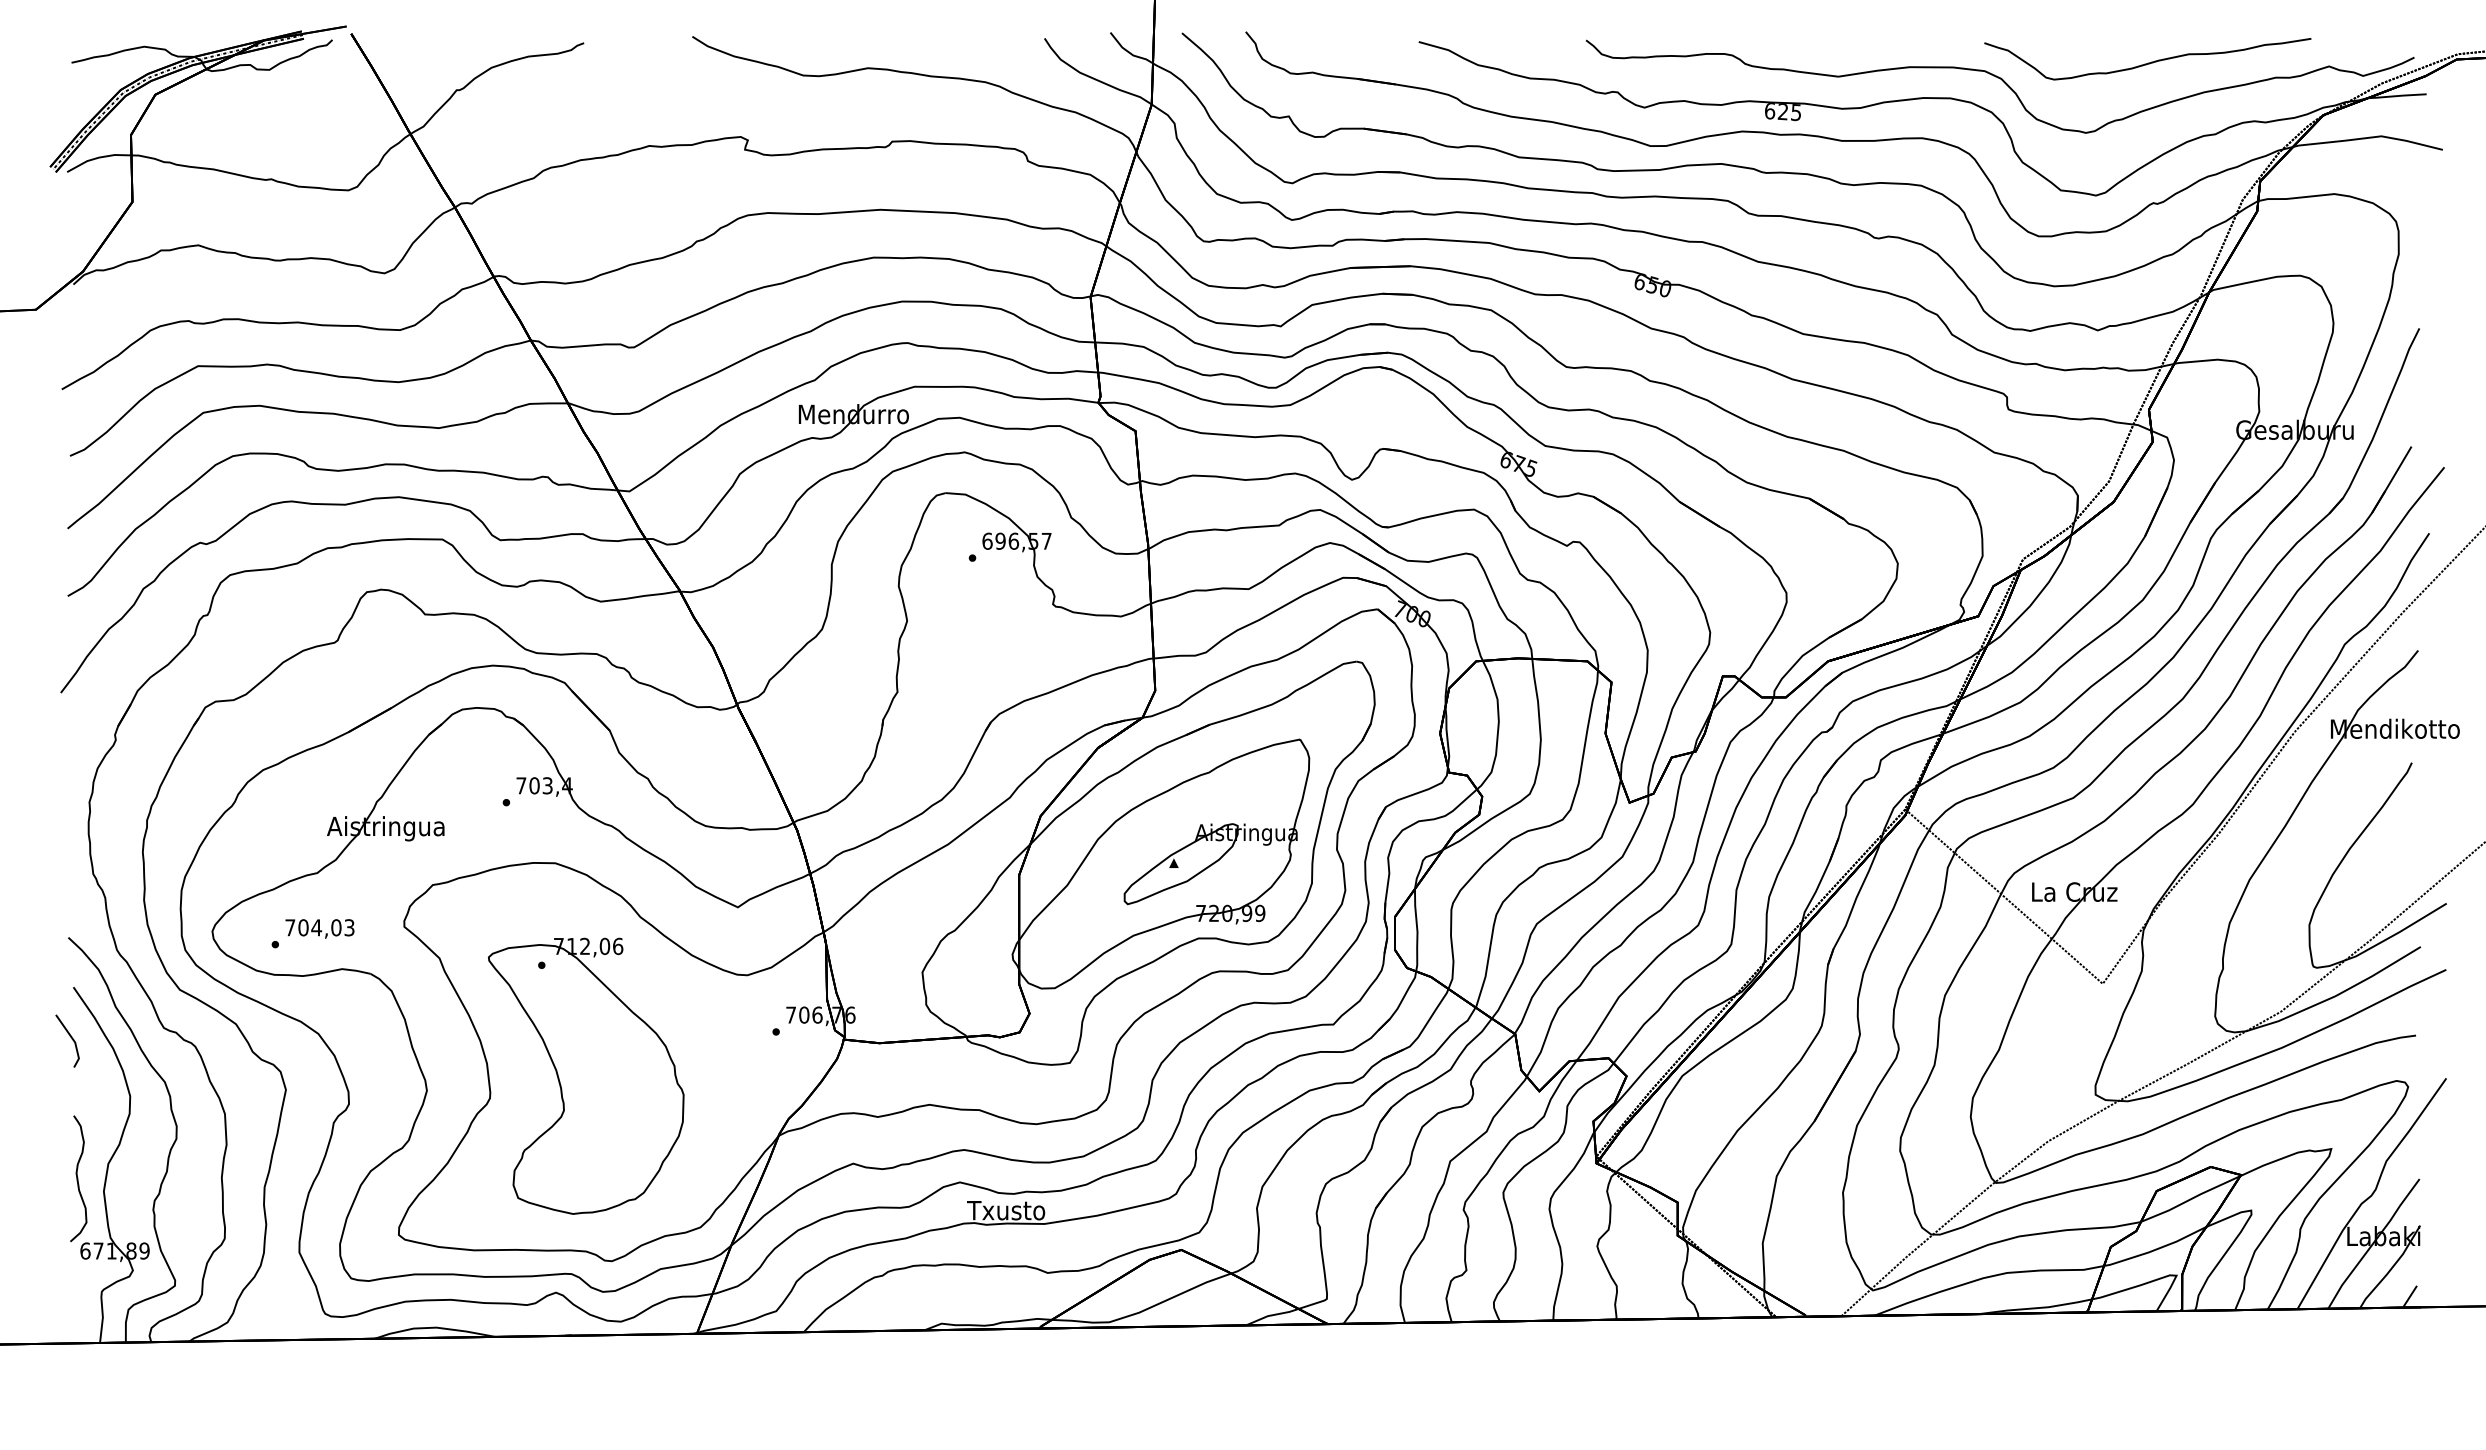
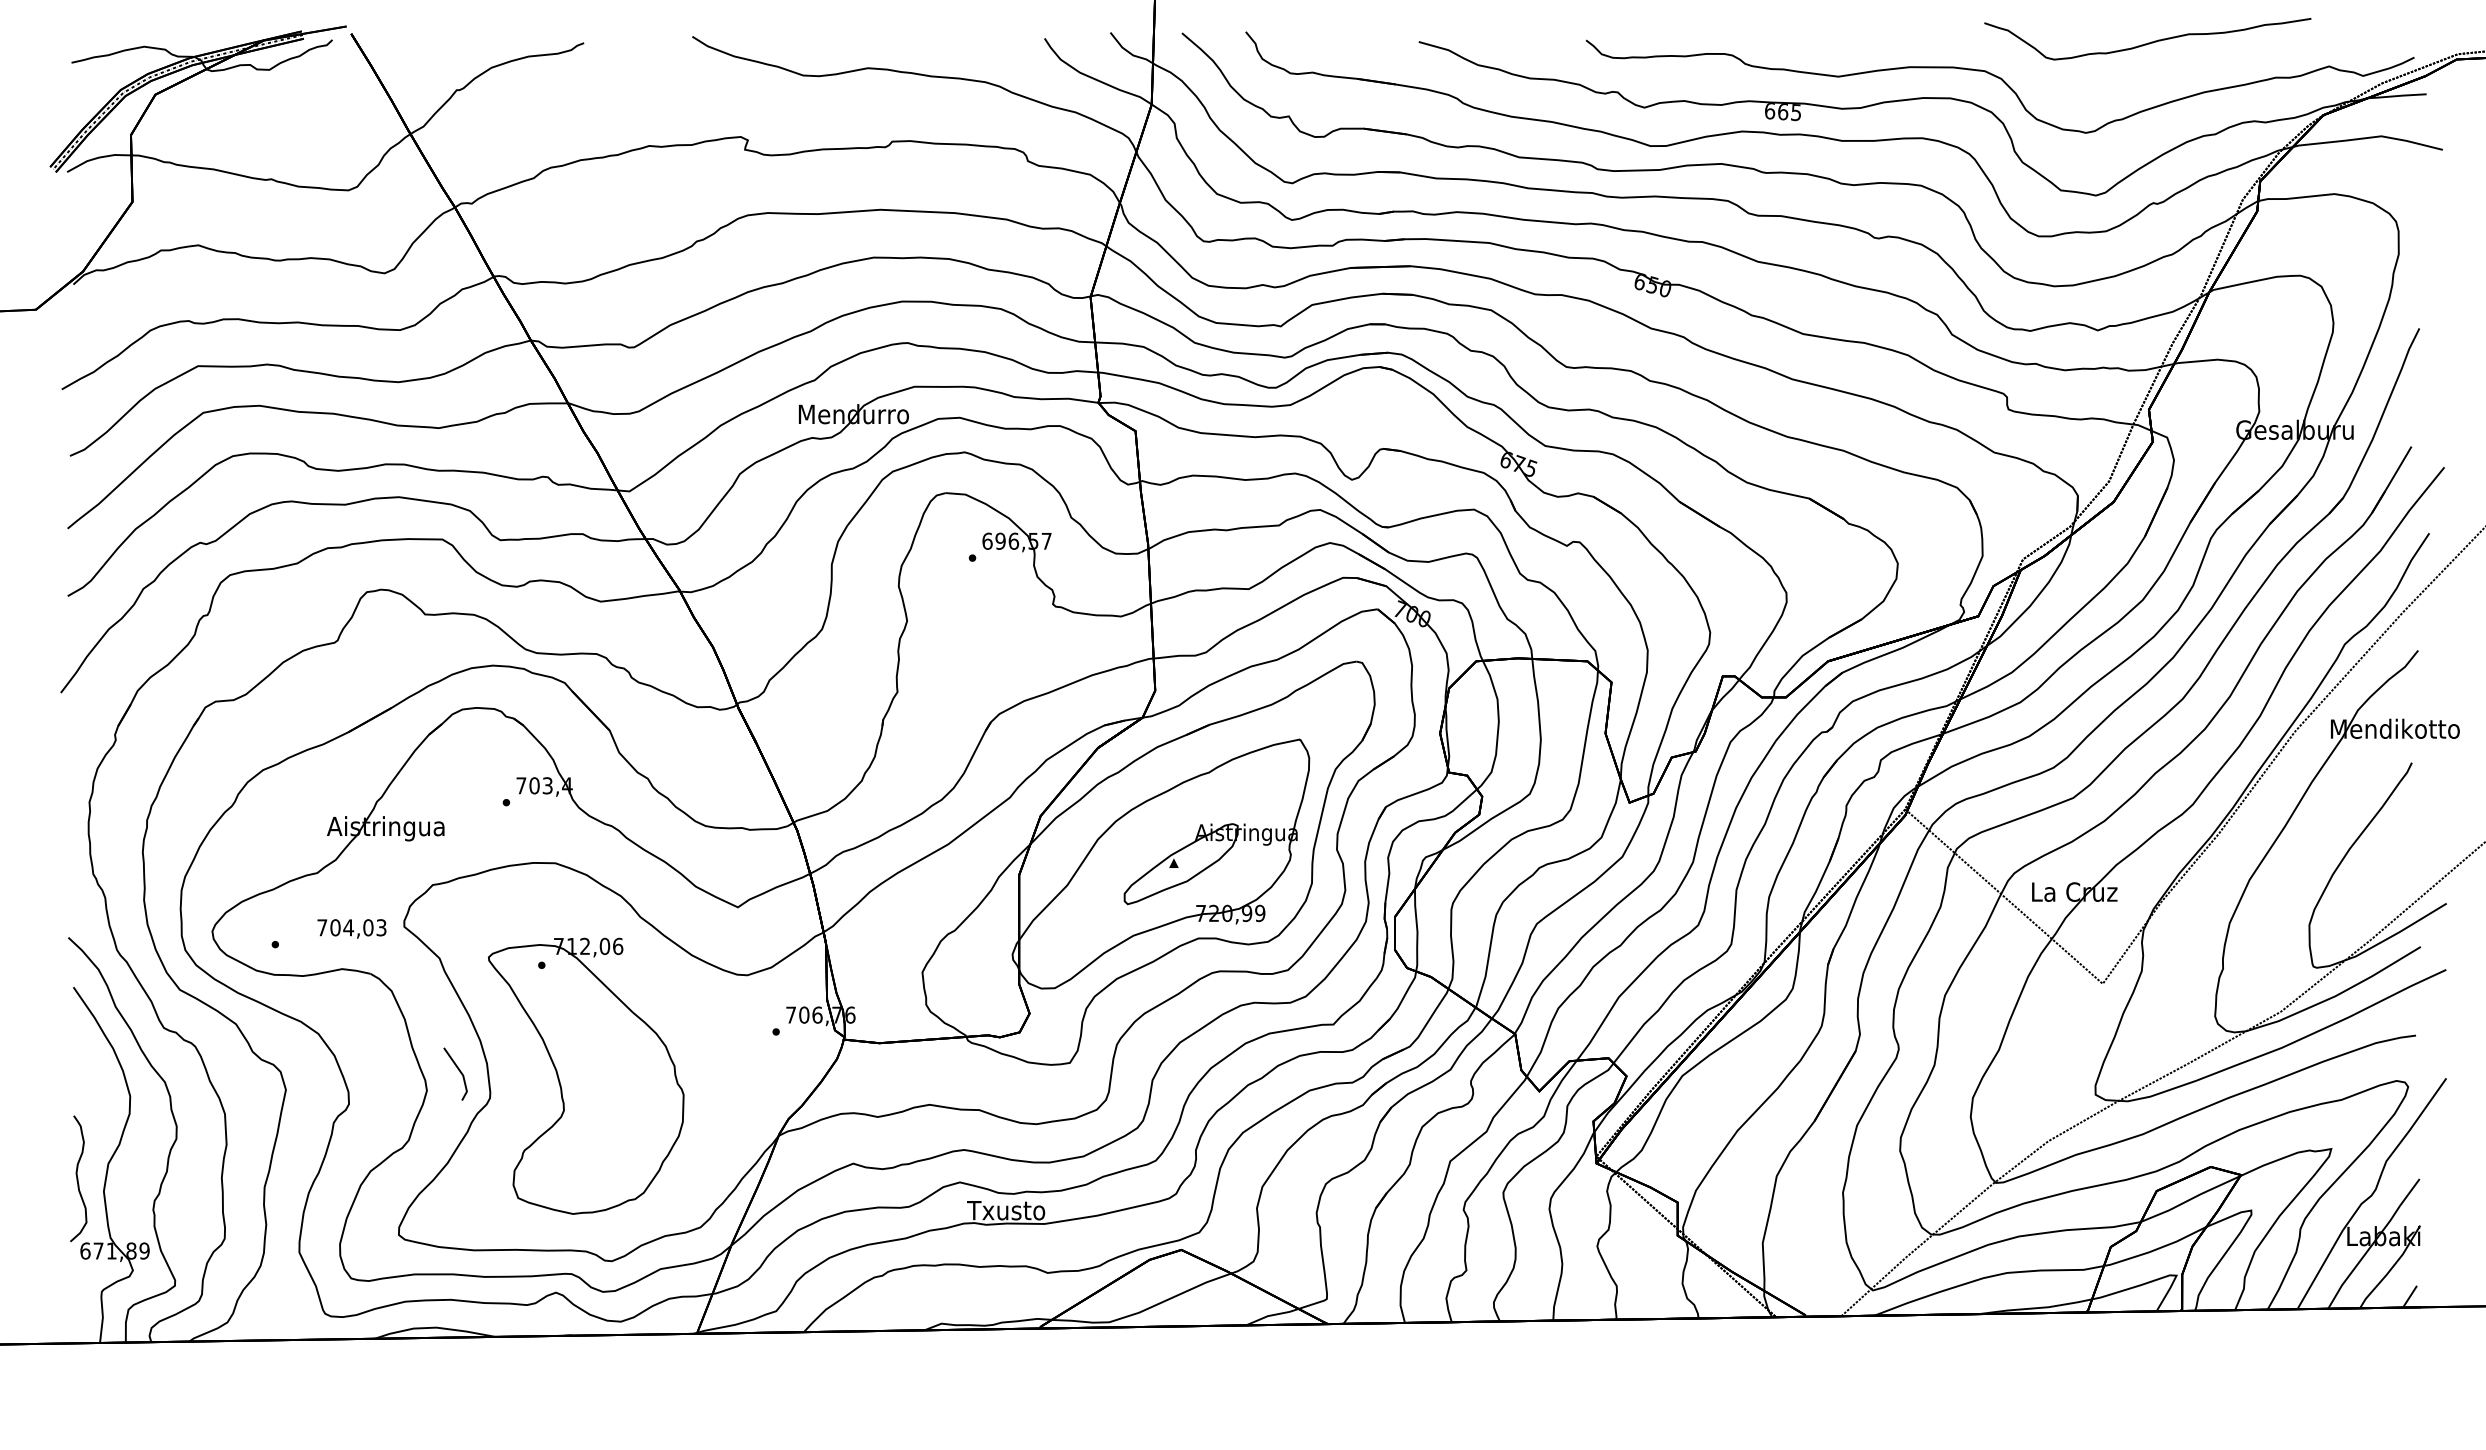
curve position: (2148, 62) -> (2148, 42) (2148, 42)
text: 625 -> 665 (1782, 111)
text position: (319, 928) -> (351, 928) (351, 928)
line position: (71, 1039) -> (459, 1072) (459, 1072)
